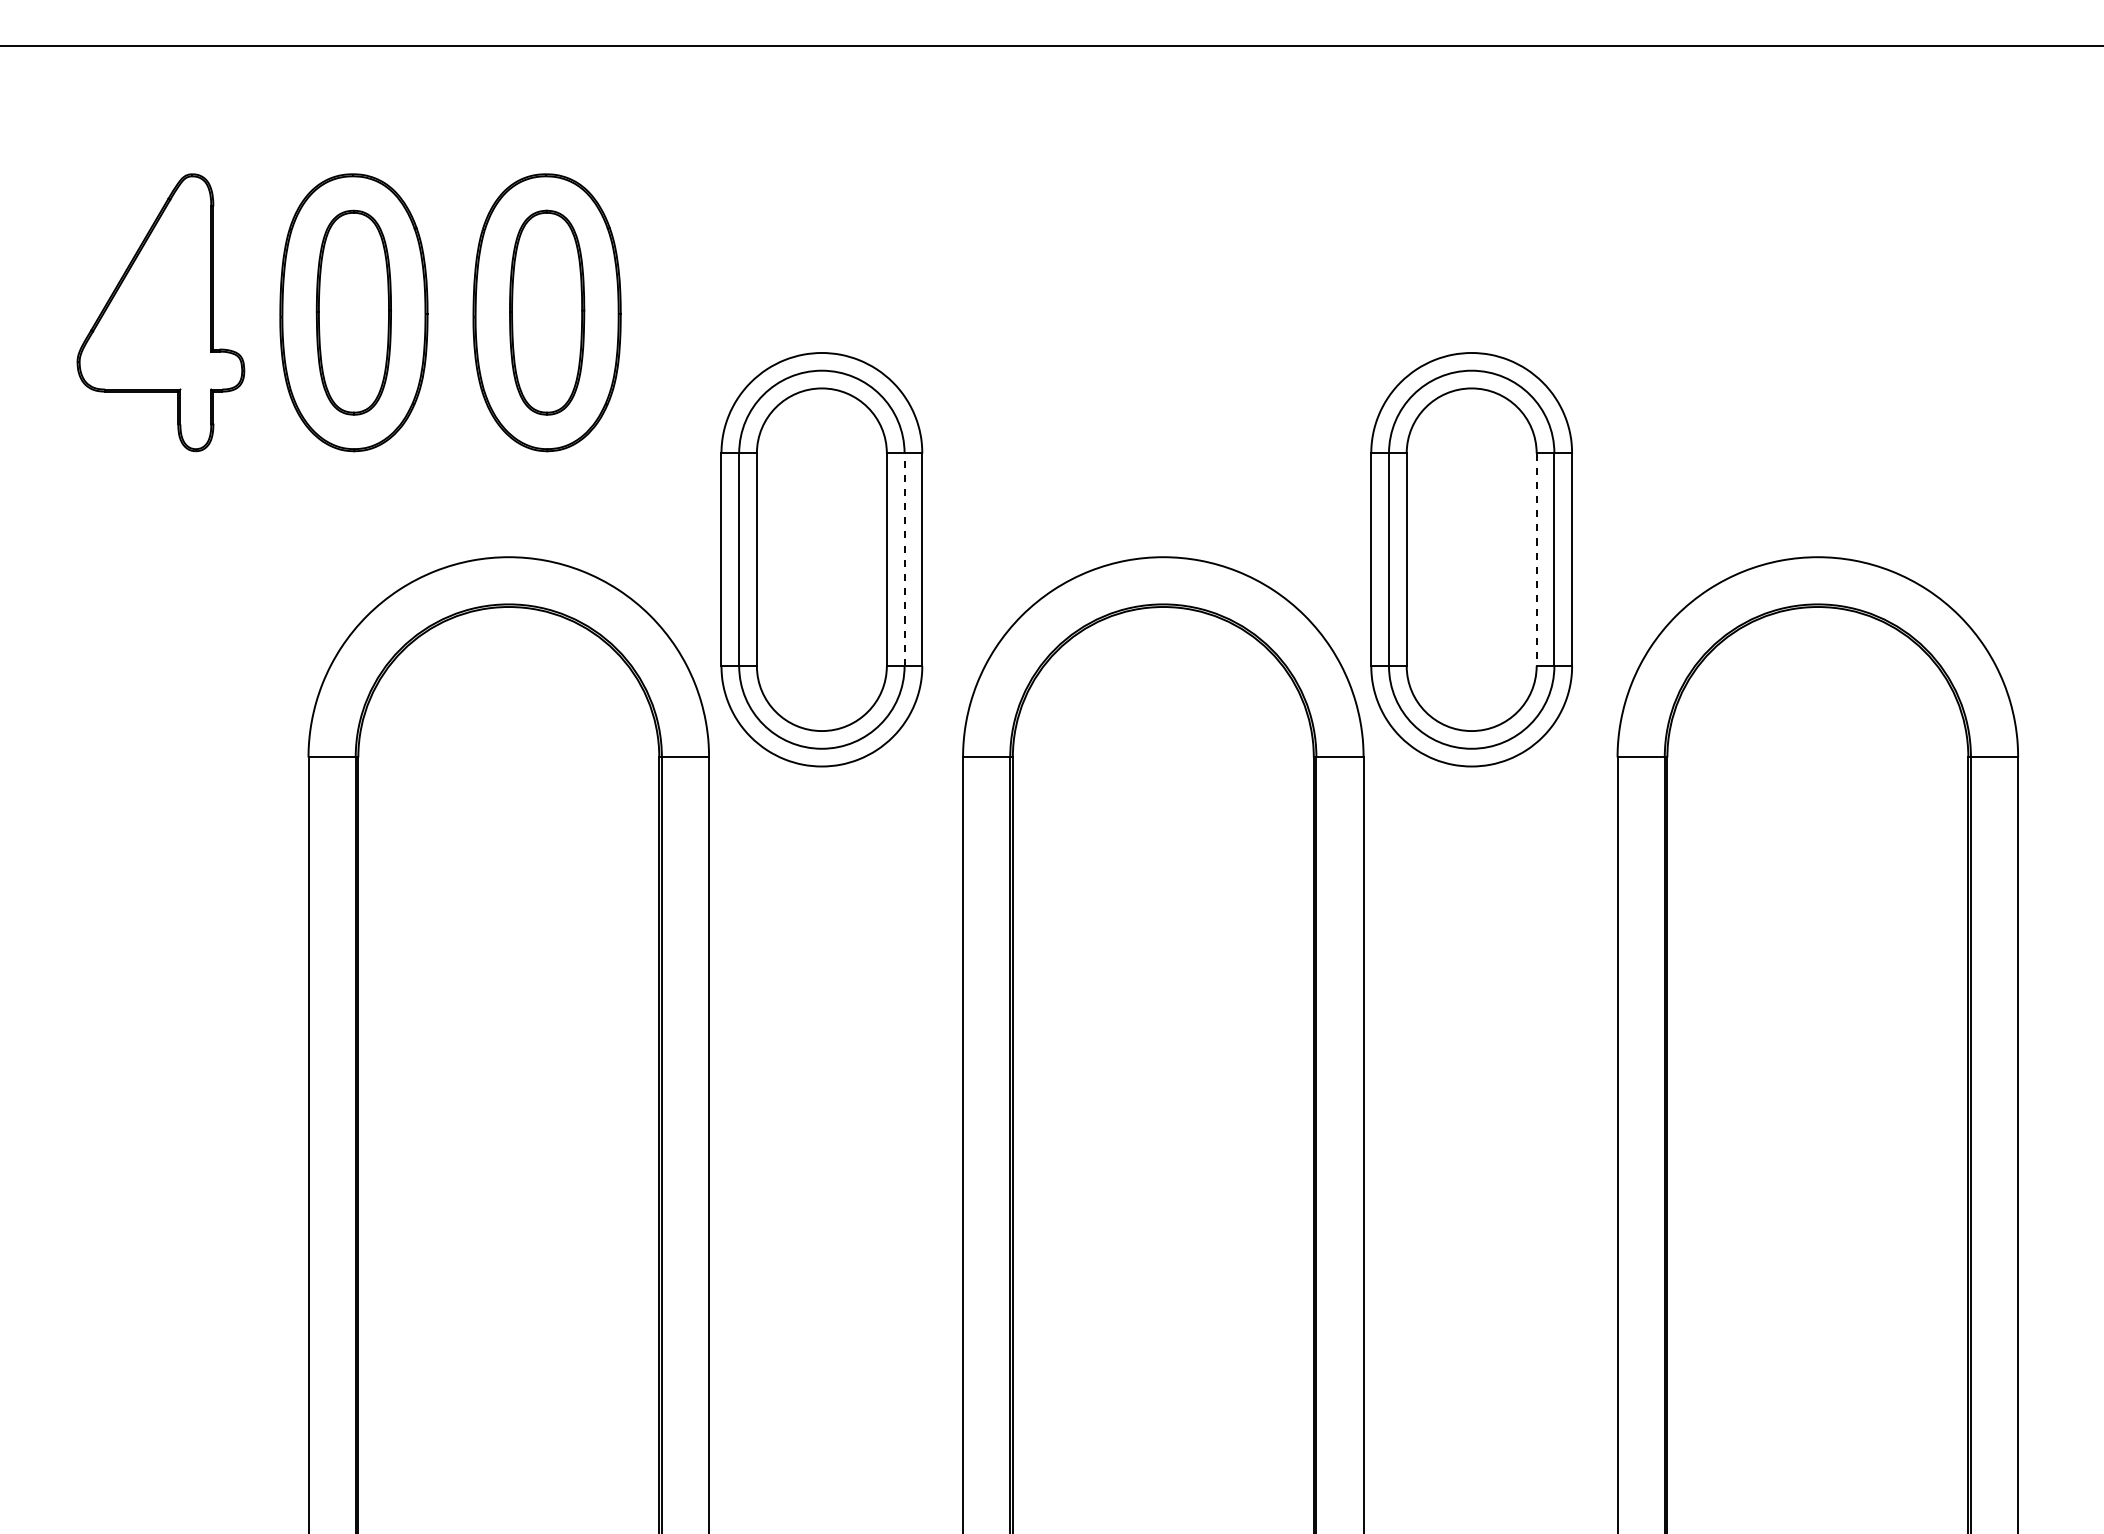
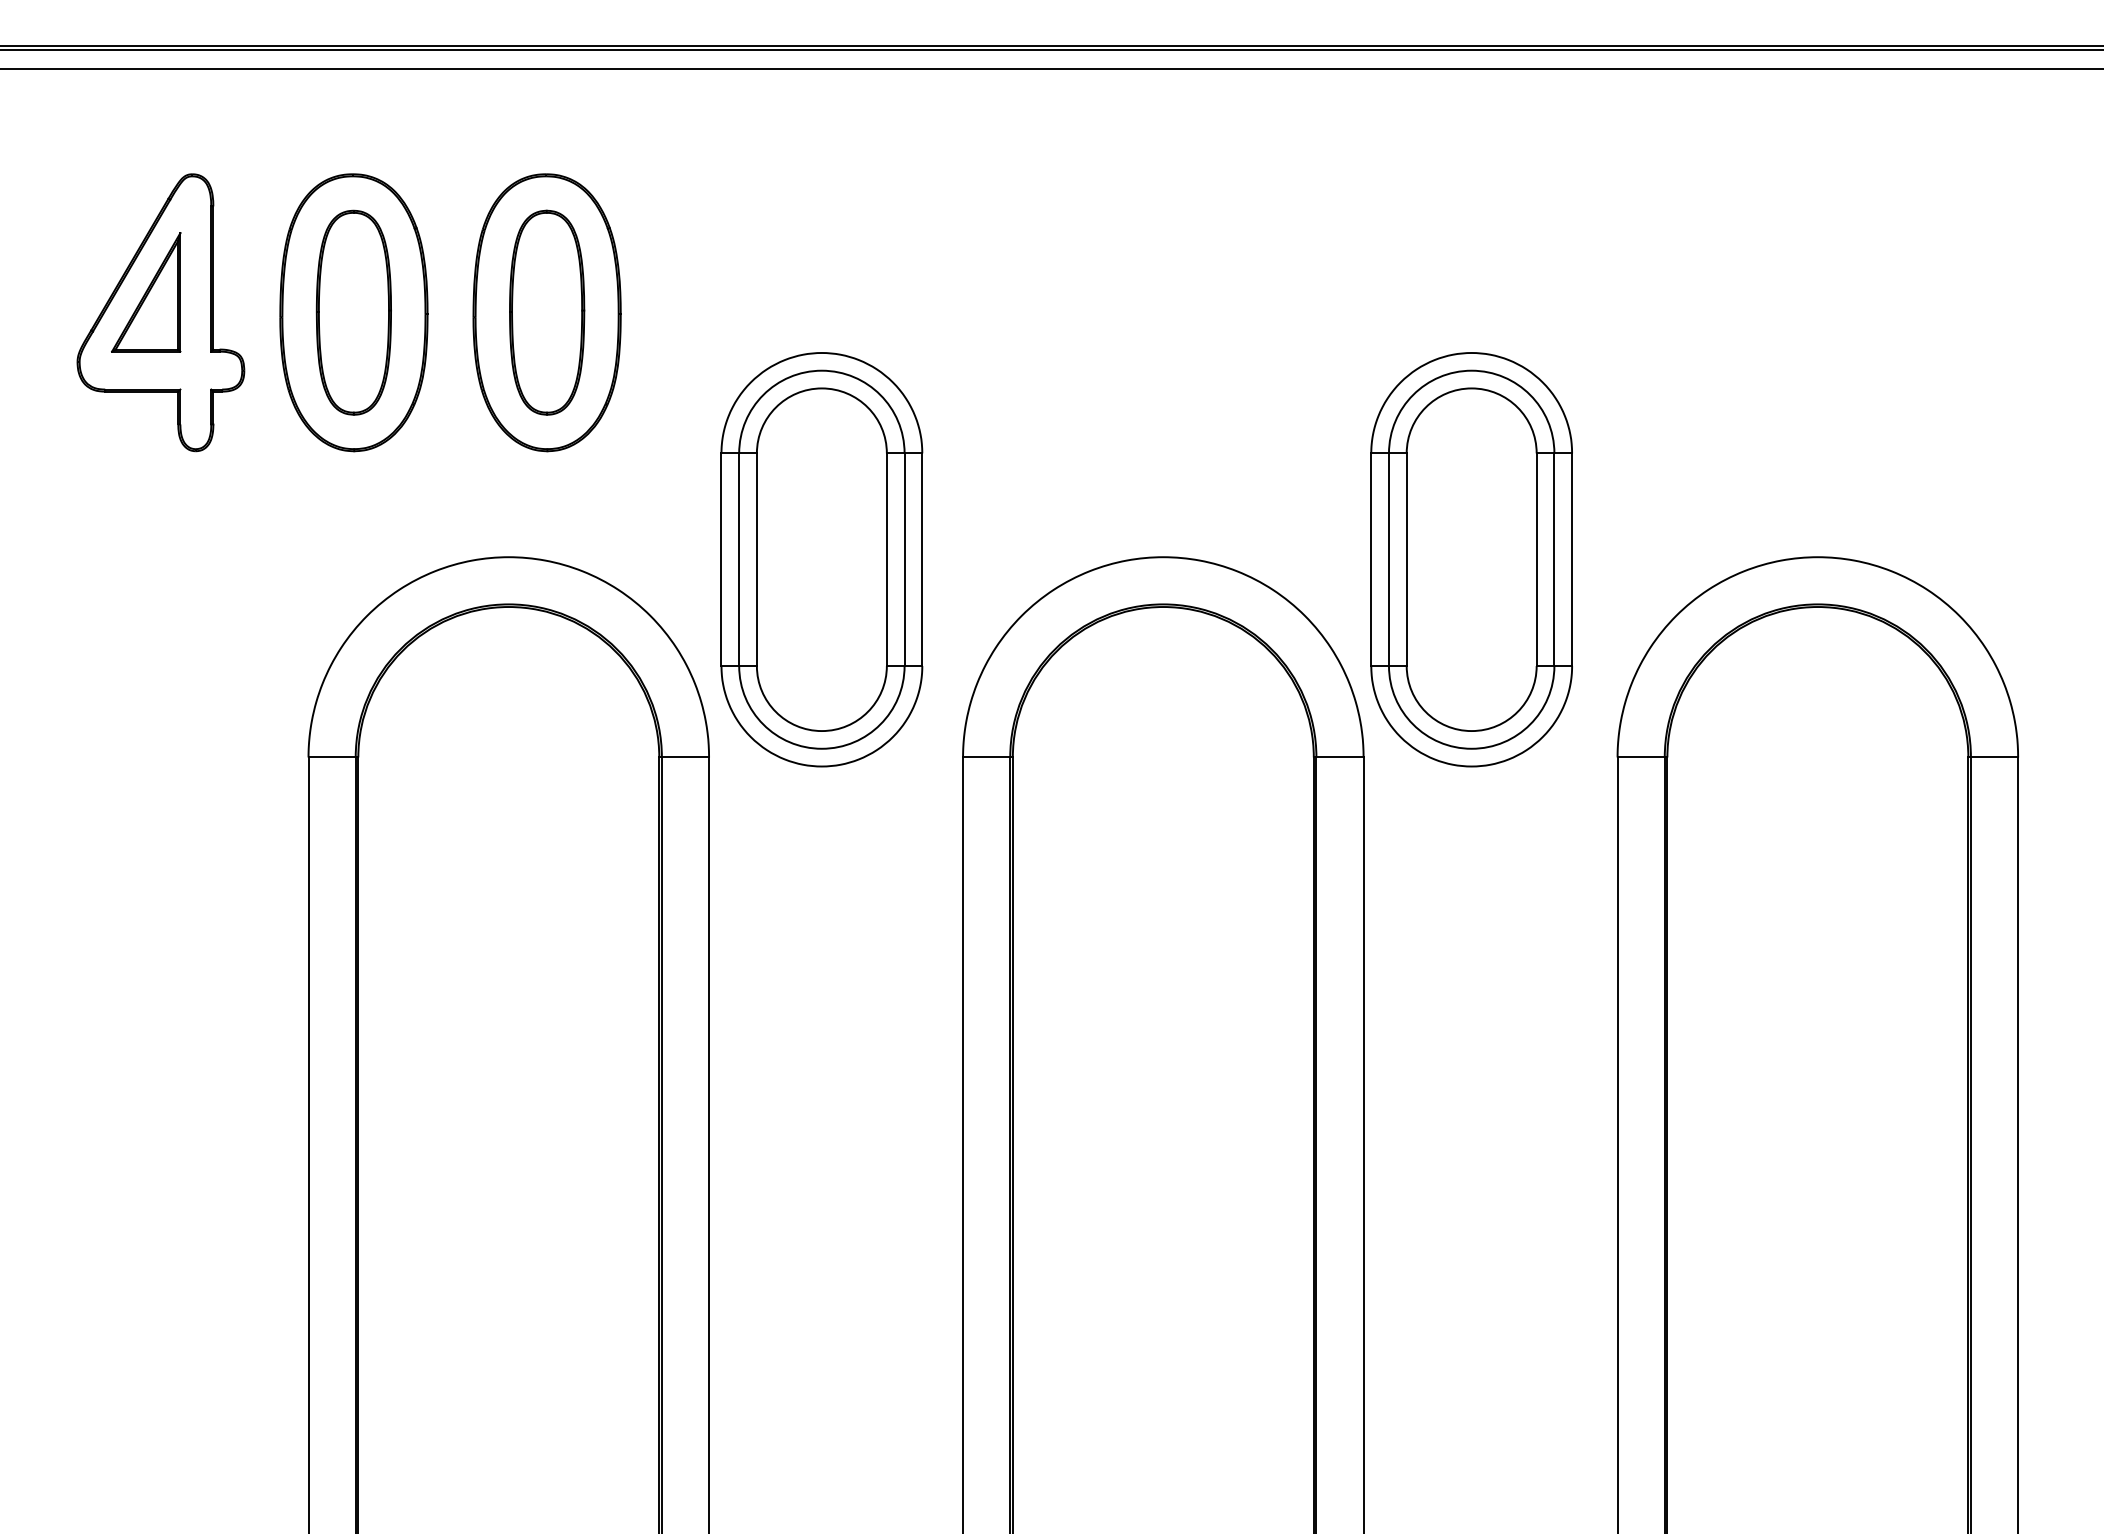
line: none -> present (1051, 49)
line: none -> present (1051, 68)
part: none -> present (146, 292)
line: dashed -> solid (904, 559)
line: dashed -> solid (1536, 560)
